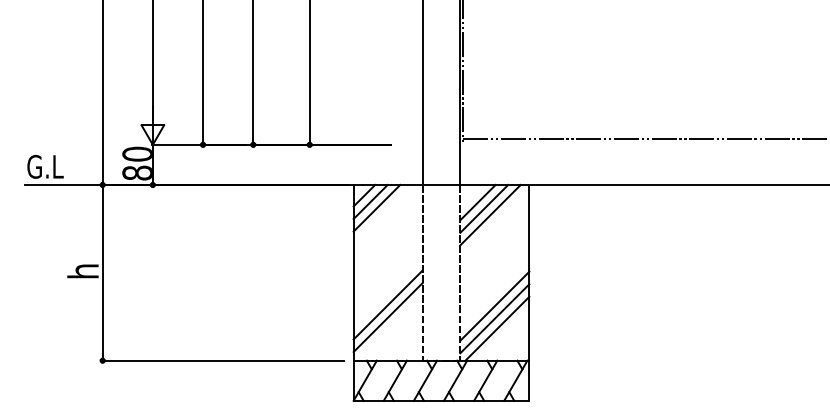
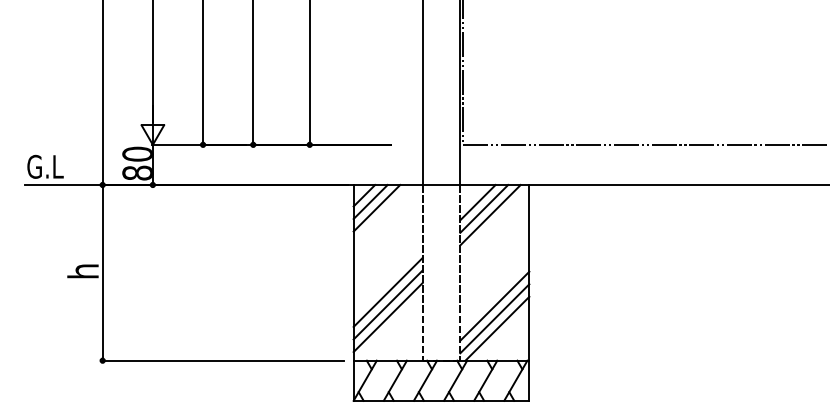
line position: (644, 138) -> (644, 144) (644, 144)
line: none -> present (387, 291)
